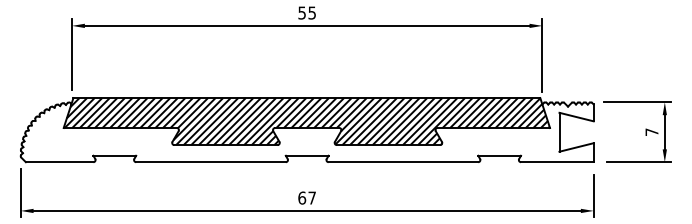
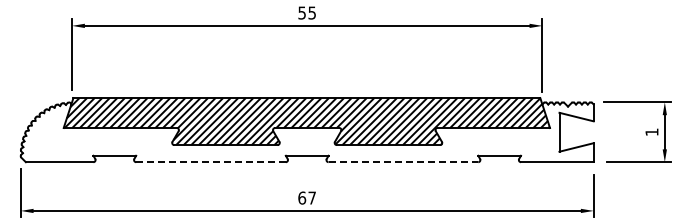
text: 7 -> 1 (651, 131)
line: solid -> dashed (211, 162)
line: solid -> dashed (403, 162)
